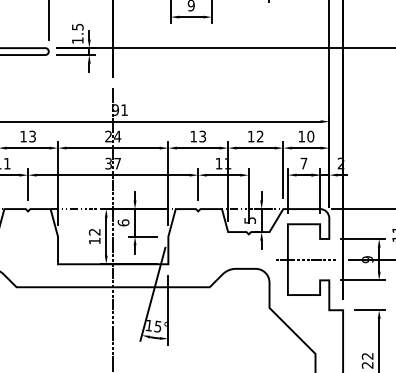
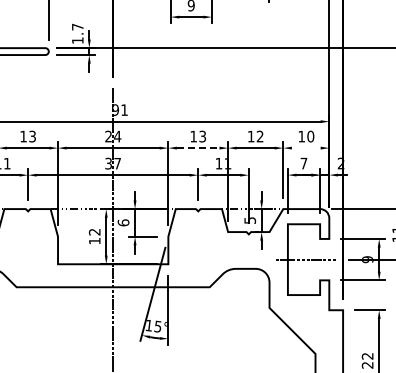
text: 1.5 -> 1.7 (77, 26)
line: solid -> dashed (198, 148)
line: present -> none (305, 148)
